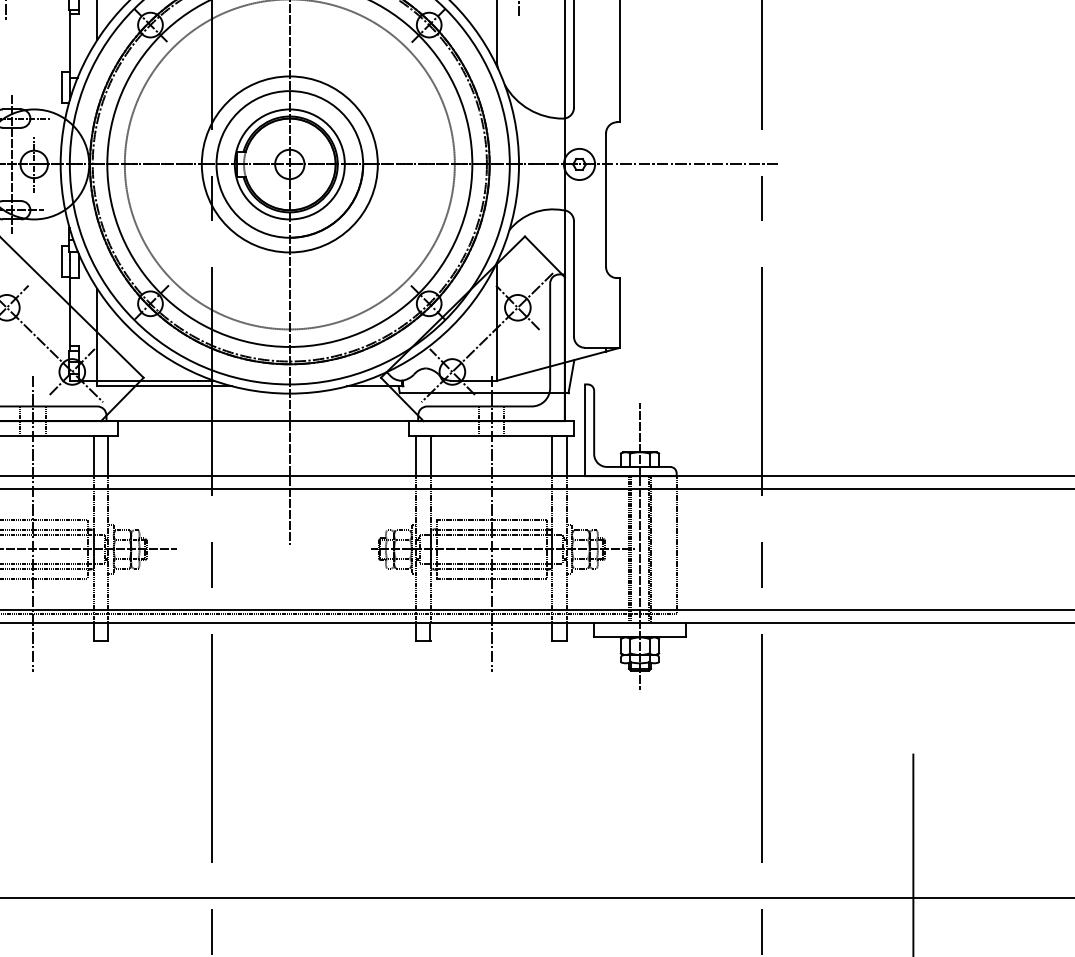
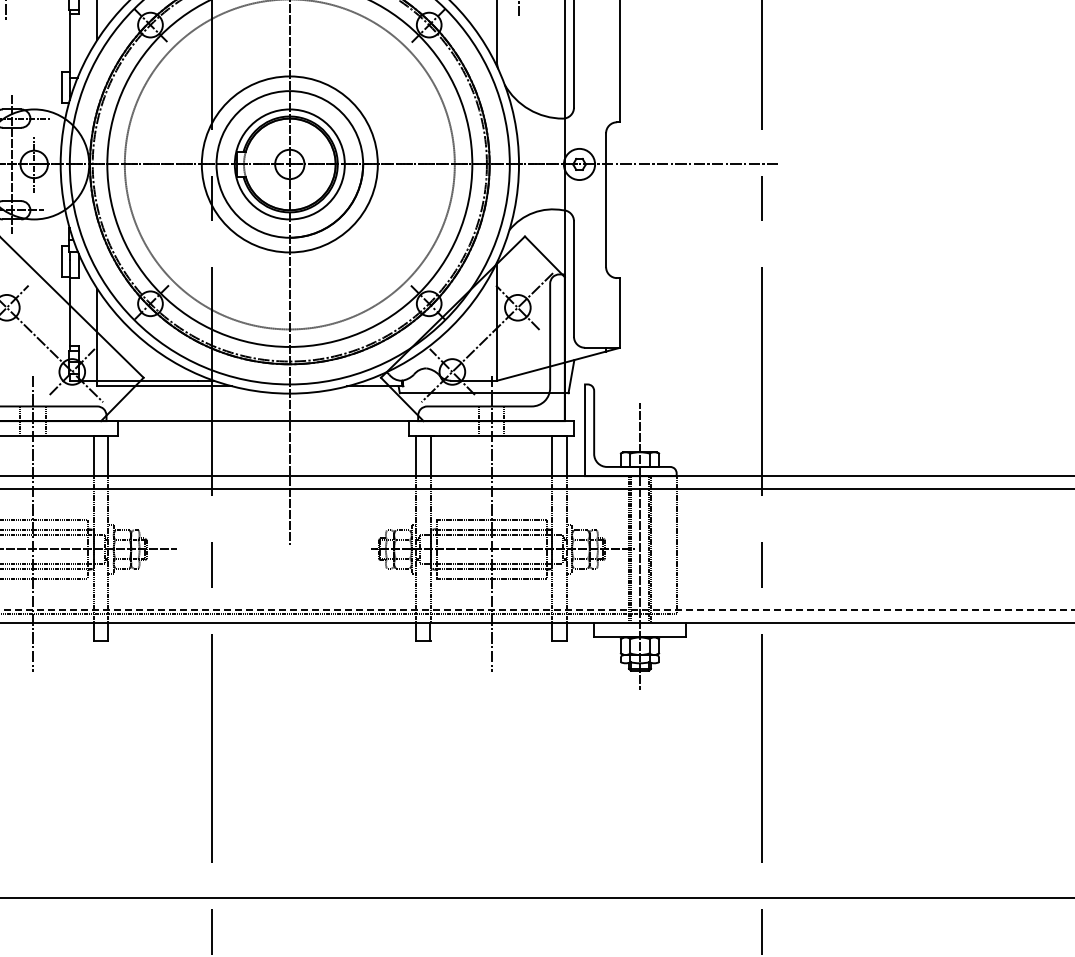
line: solid -> dashed (537, 609)
line: present -> none (913, 853)
